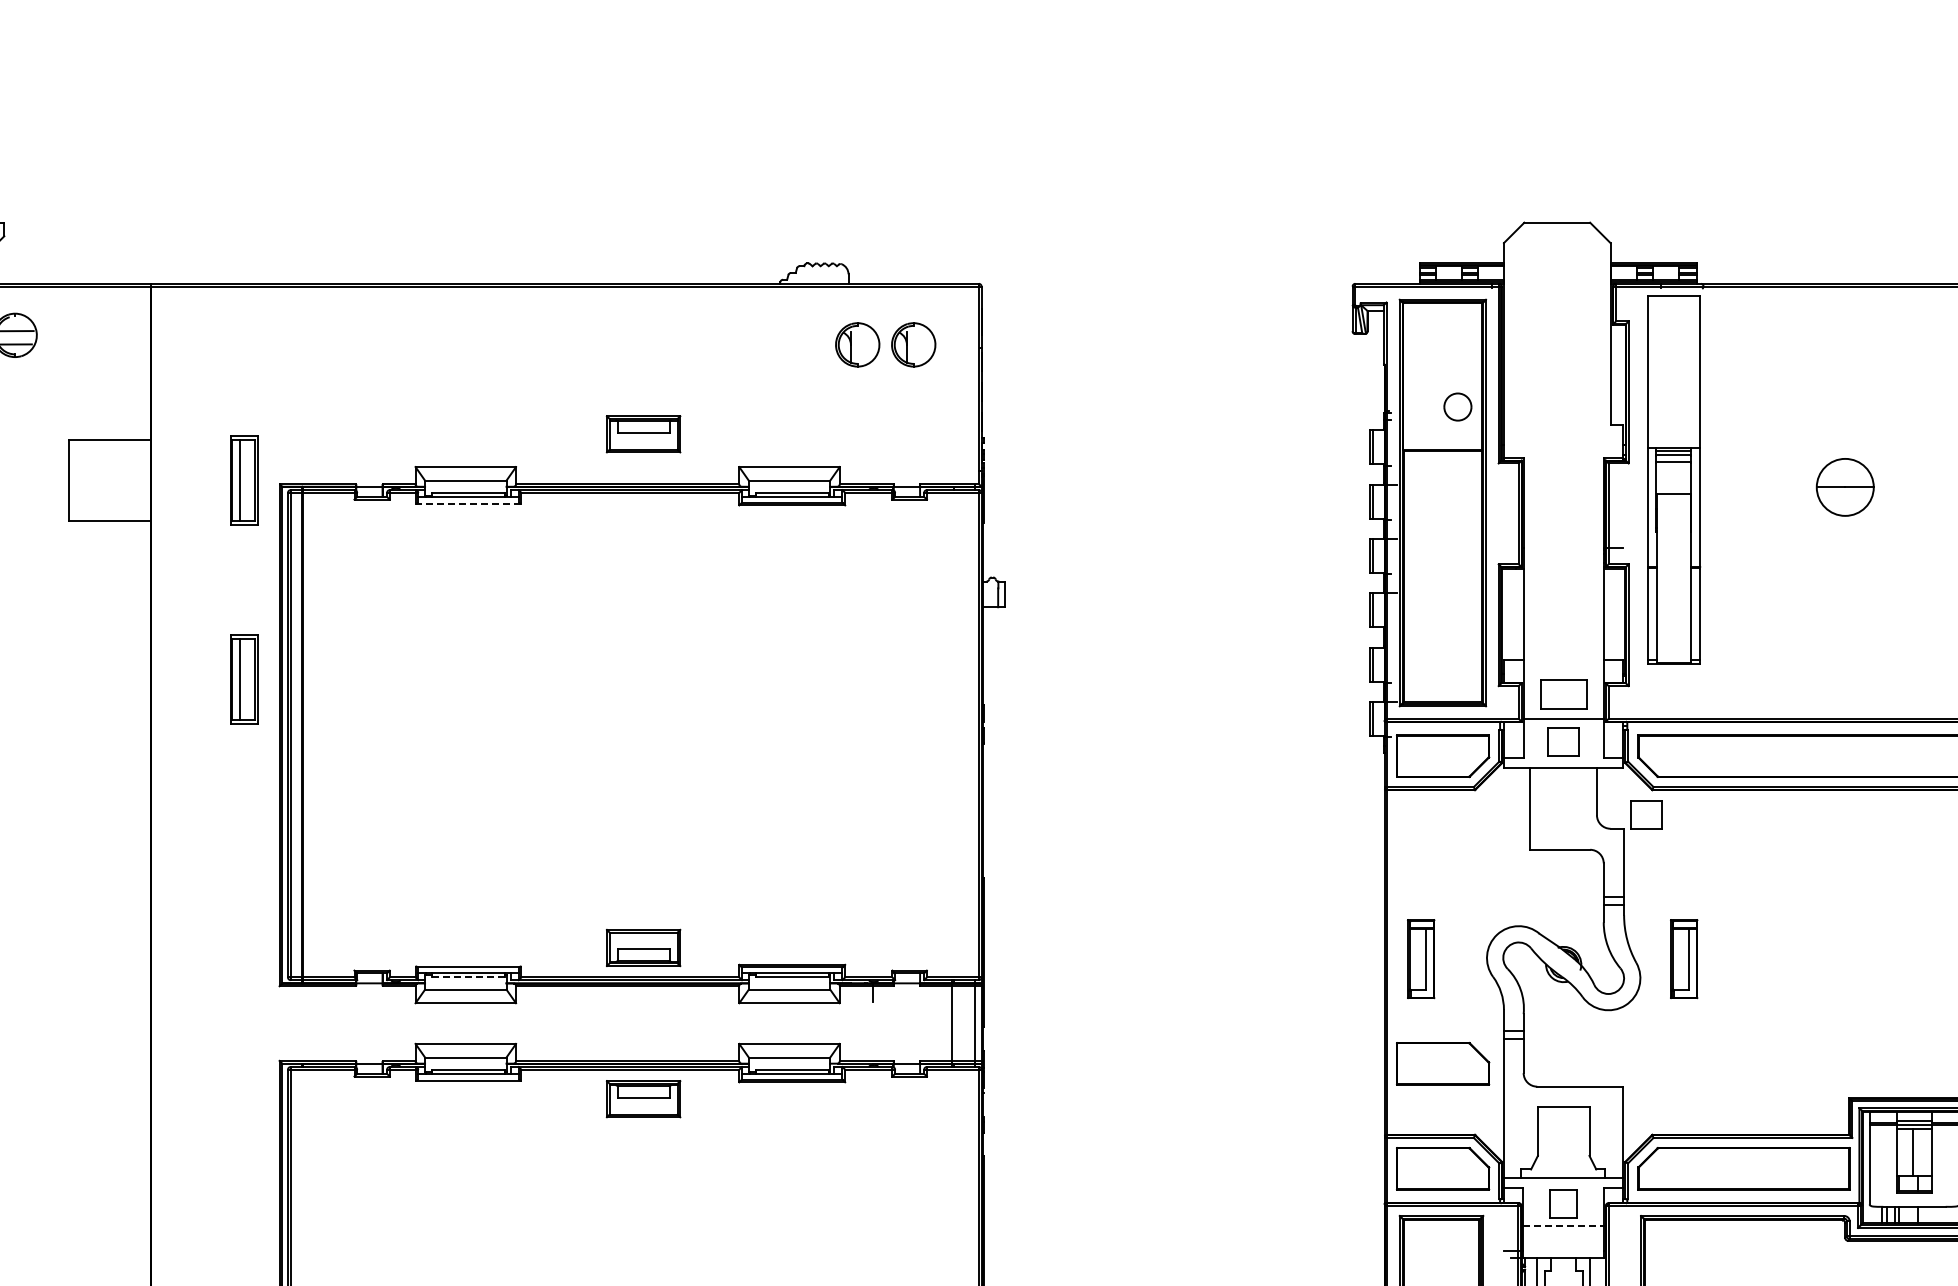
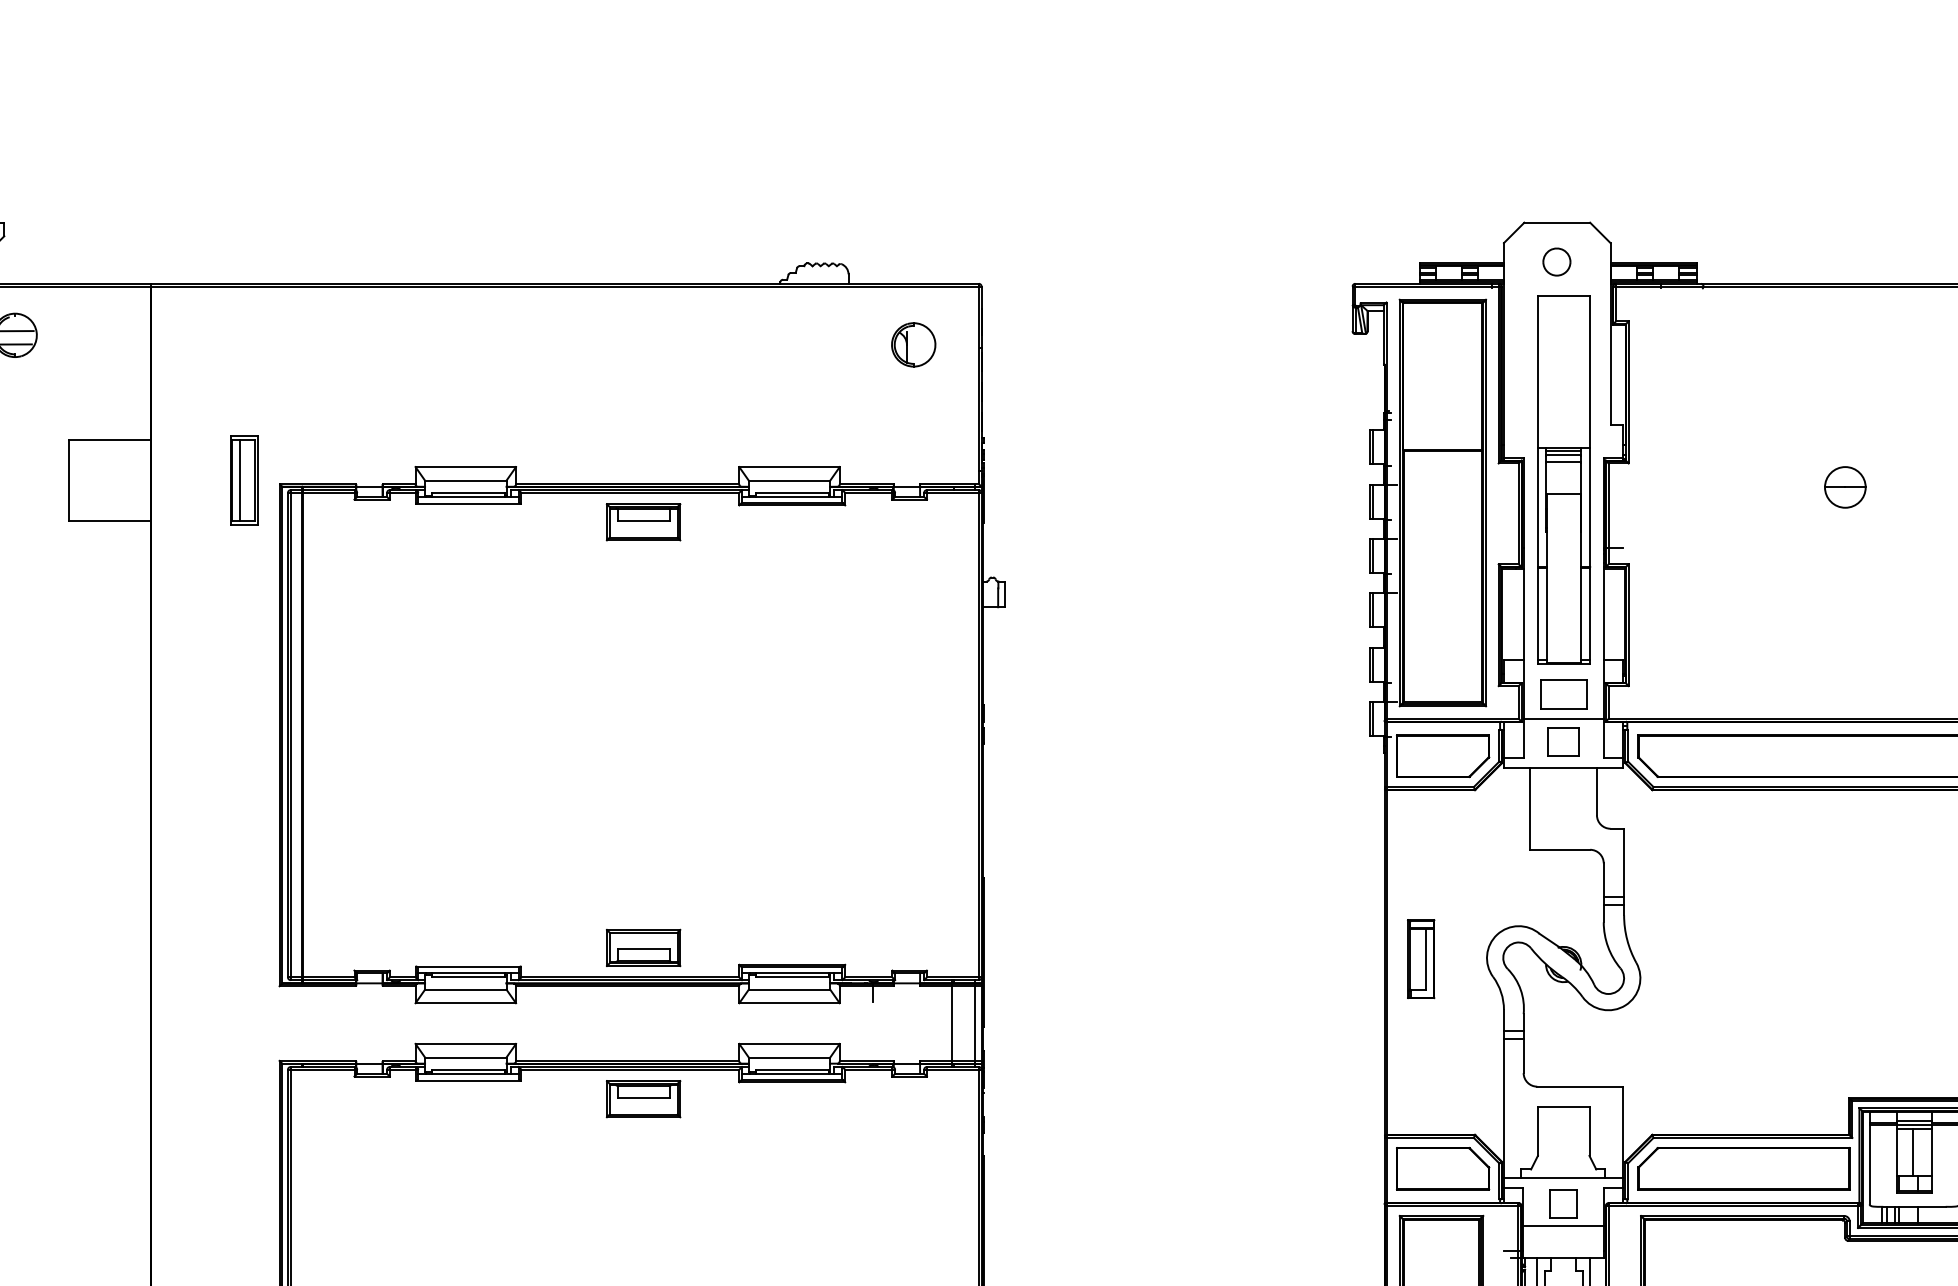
part: present -> none (857, 344)
part position: (1457, 406) -> (1556, 261) (1556, 261)
part position: (643, 434) -> (643, 522) (643, 522)
part position: (1674, 479) -> (1564, 479) (1564, 479)
part size: 60x59 px -> 43x43 px (1845, 487)
line: dashed -> solid (468, 503)
part: present -> none (244, 679)
part: present -> none (1646, 814)
part: present -> none (1684, 959)
line: dashed -> solid (468, 977)
part: present -> none (1443, 1063)
line: dashed -> solid (1563, 1226)
